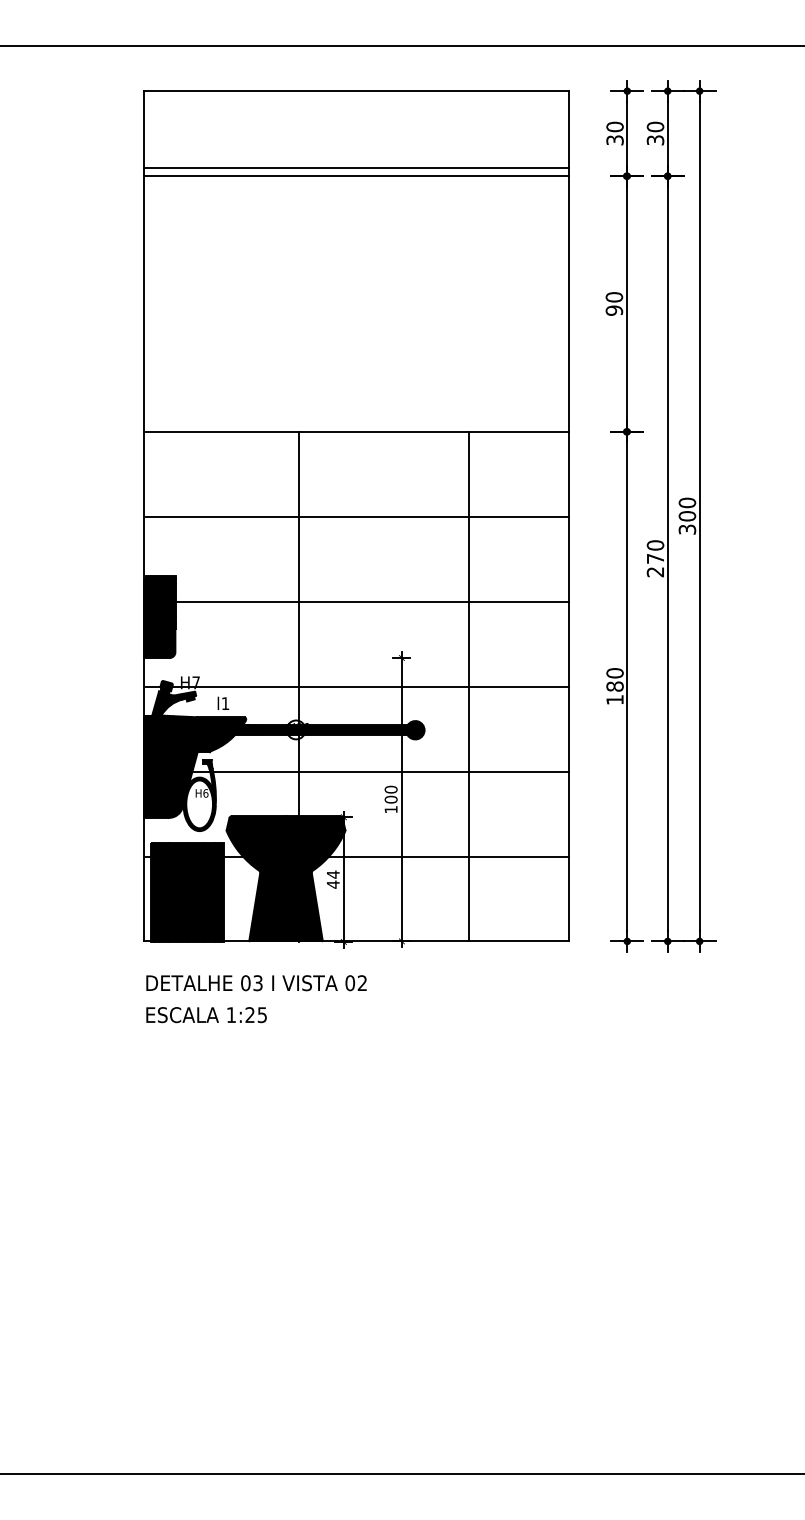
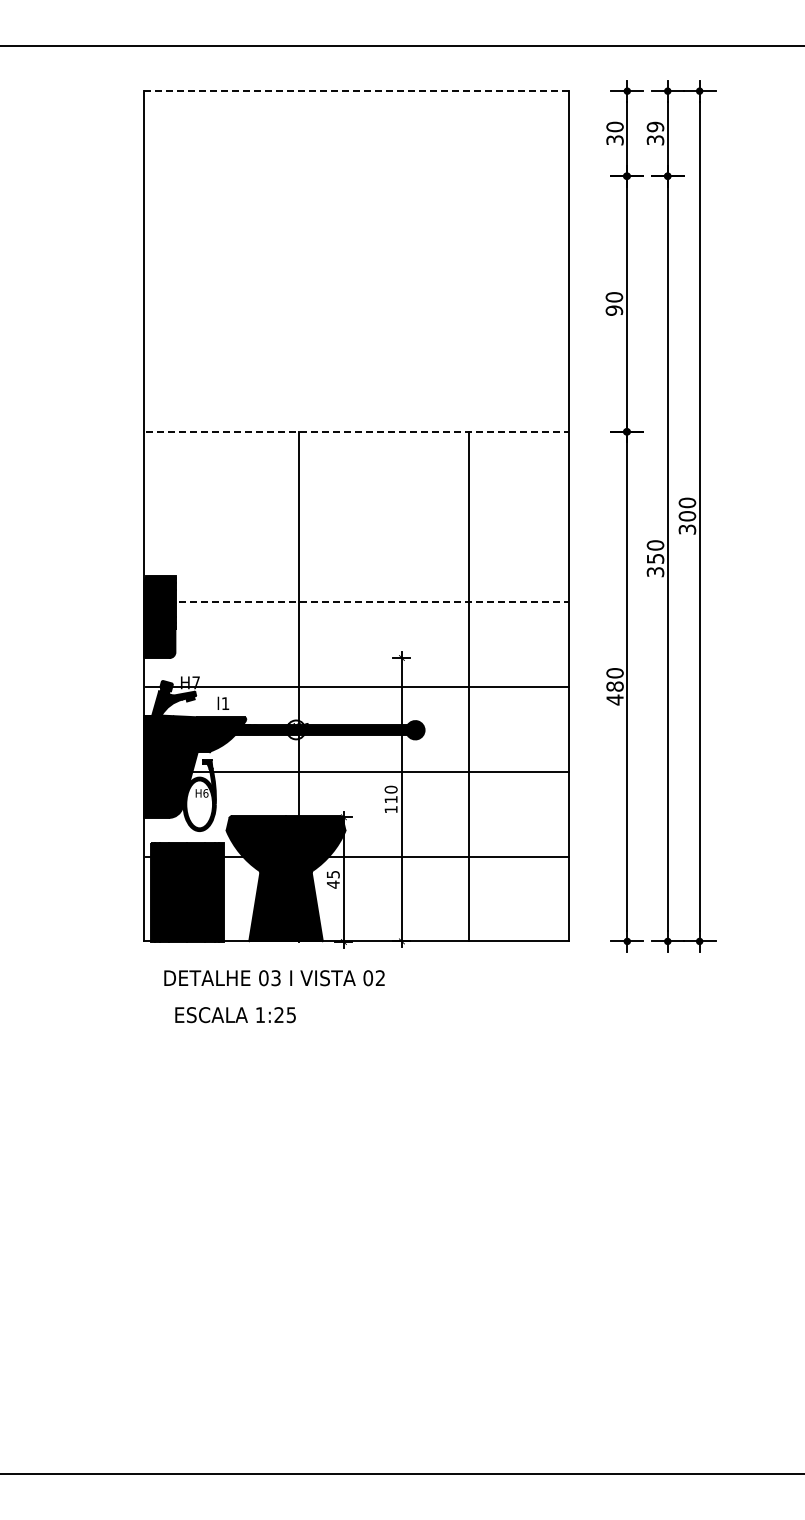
line: solid -> dashed (356, 91)
text: 30 -> 39 (655, 126)
line: present -> none (356, 167)
line: present -> none (356, 176)
line: solid -> dashed (358, 431)
line: present -> none (357, 516)
text: 270 -> 350 (655, 565)
line: solid -> dashed (358, 601)
text: 180 -> 480 (614, 699)
text: 100 -> 110 (390, 799)
text: 44 -> 45 (333, 874)
text position: (256, 983) -> (274, 978) (274, 978)
text position: (206, 1015) -> (235, 1015) (235, 1015)
